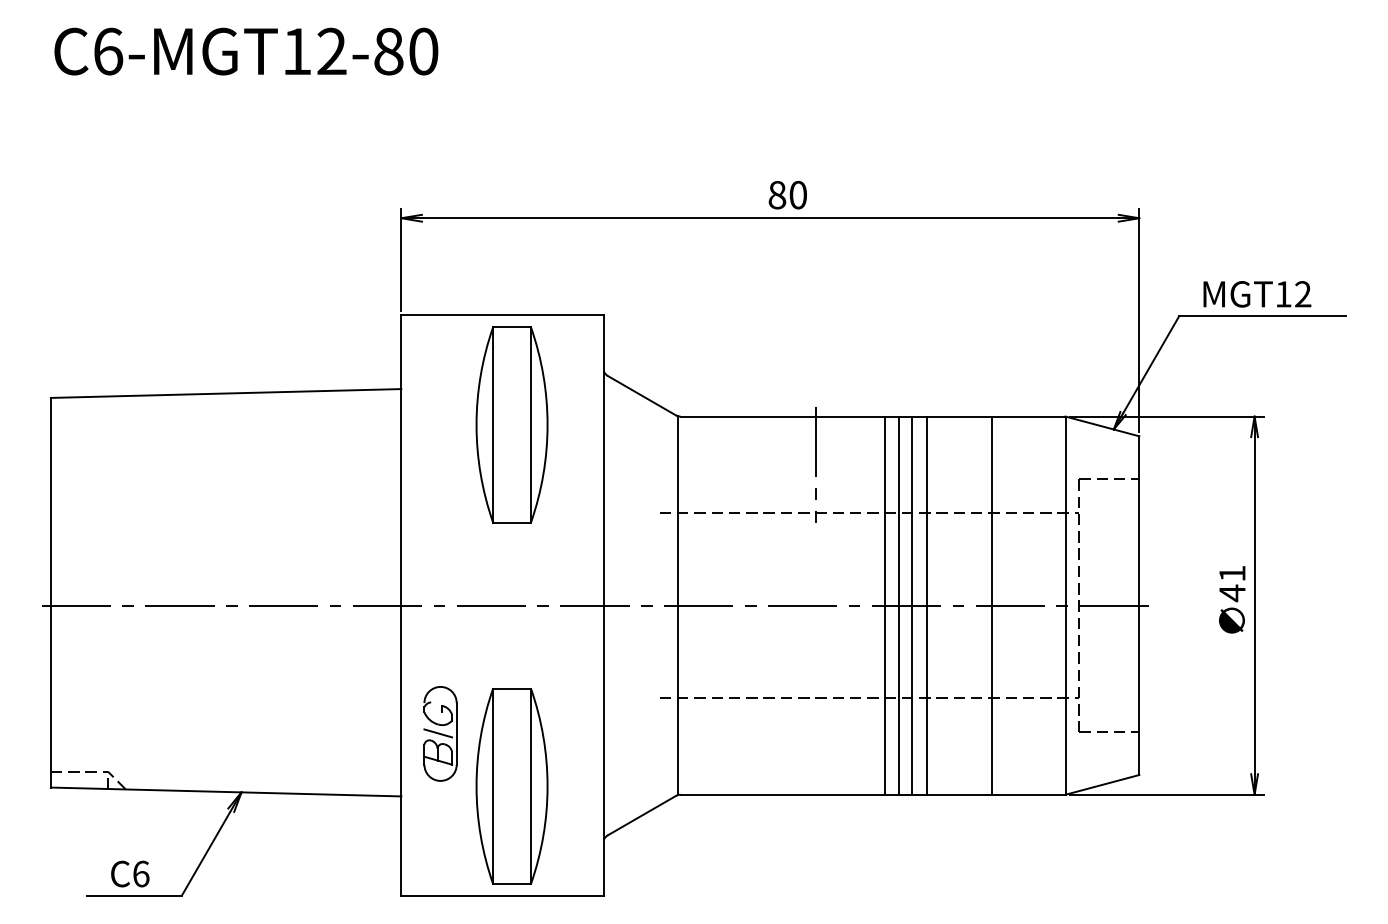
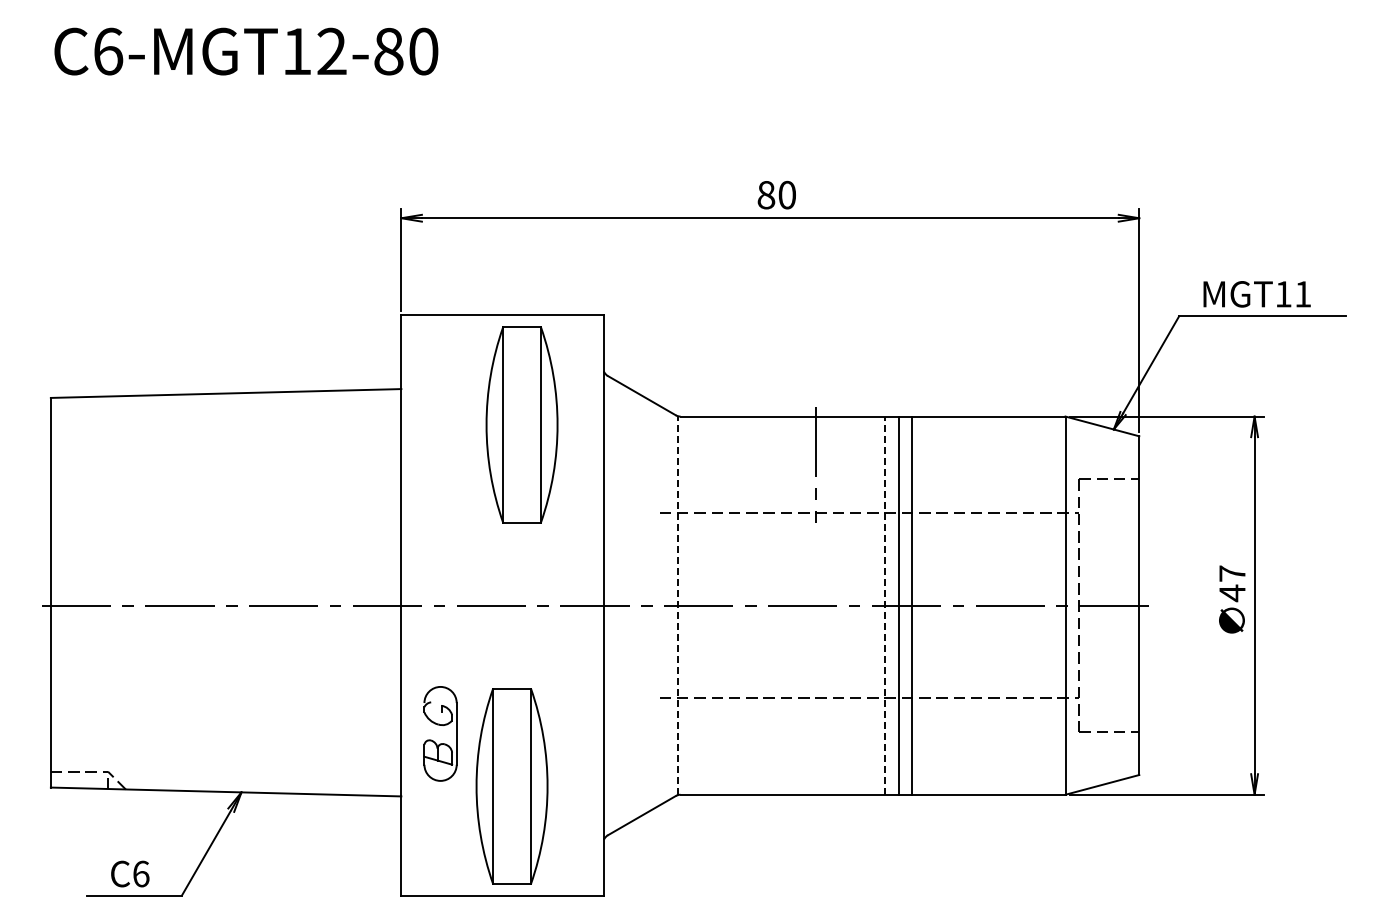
text position: (787, 194) -> (776, 194) (776, 194)
text: MGT12 -> MGT11 (1303, 294)
part position: (511, 424) -> (521, 424) (521, 424)
text: 41 -> 47 (1232, 573)
line: solid -> dashed (678, 604)
line: solid -> dashed (884, 605)
line: present -> none (927, 605)
line: present -> none (991, 605)
line: present -> none (438, 733)
